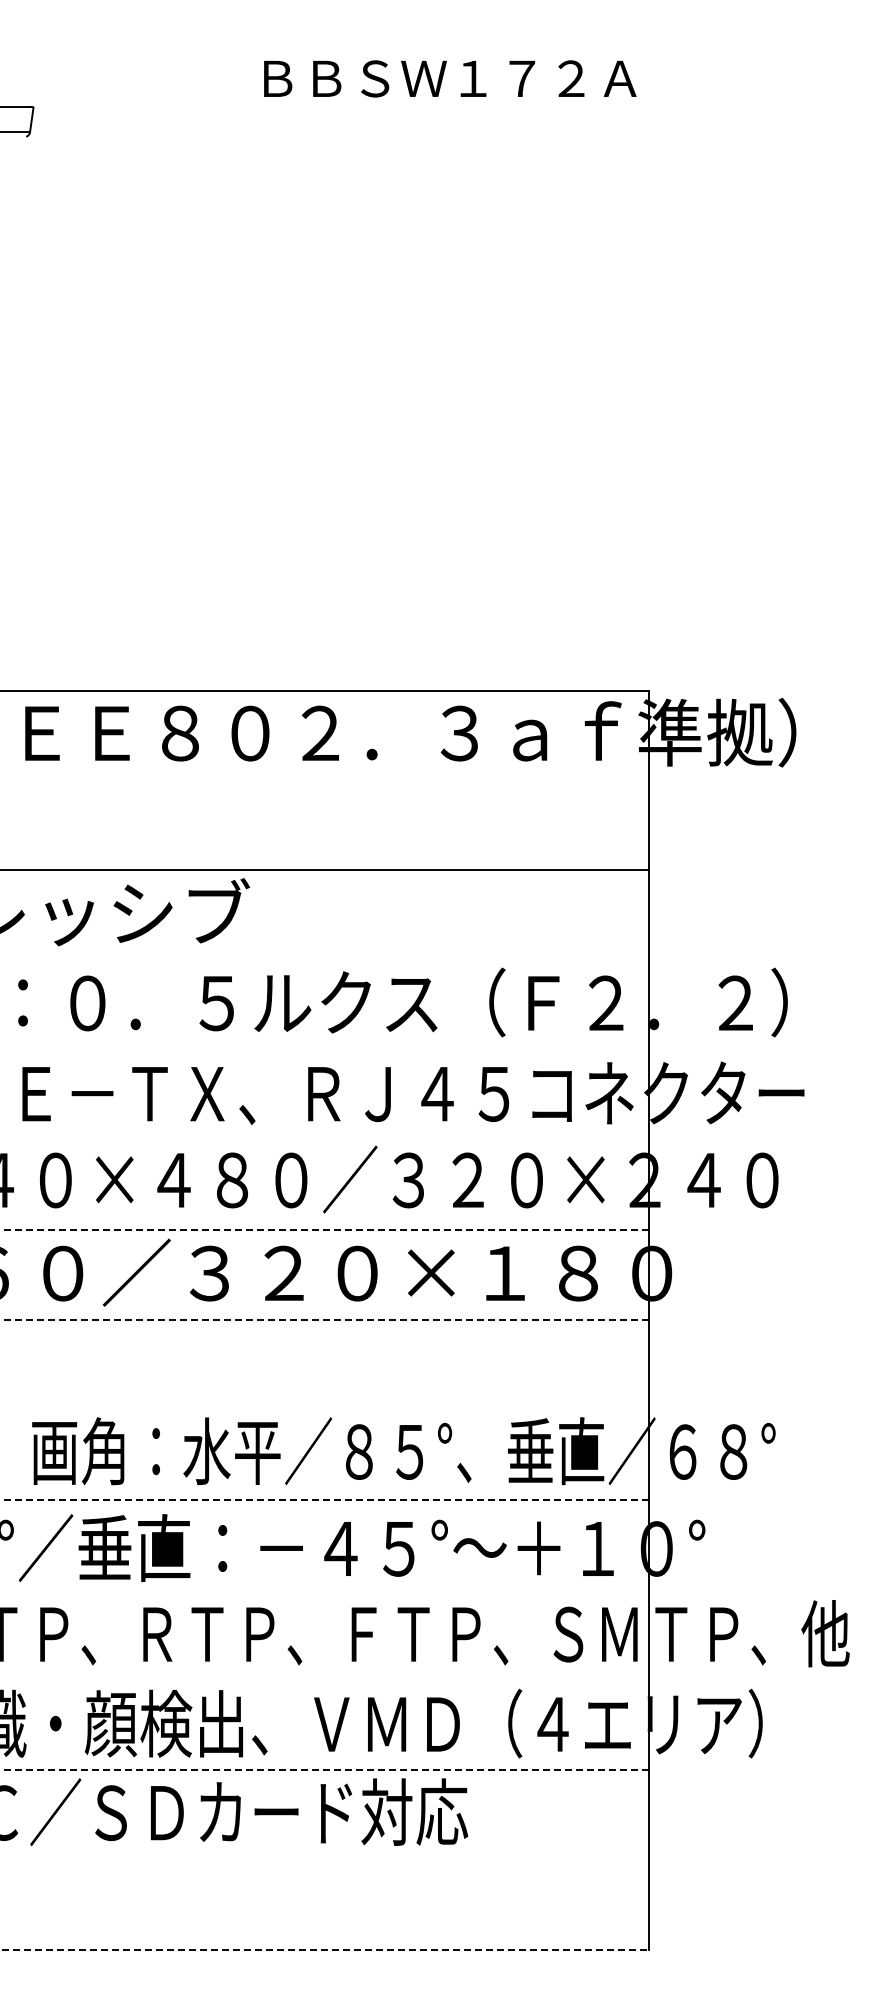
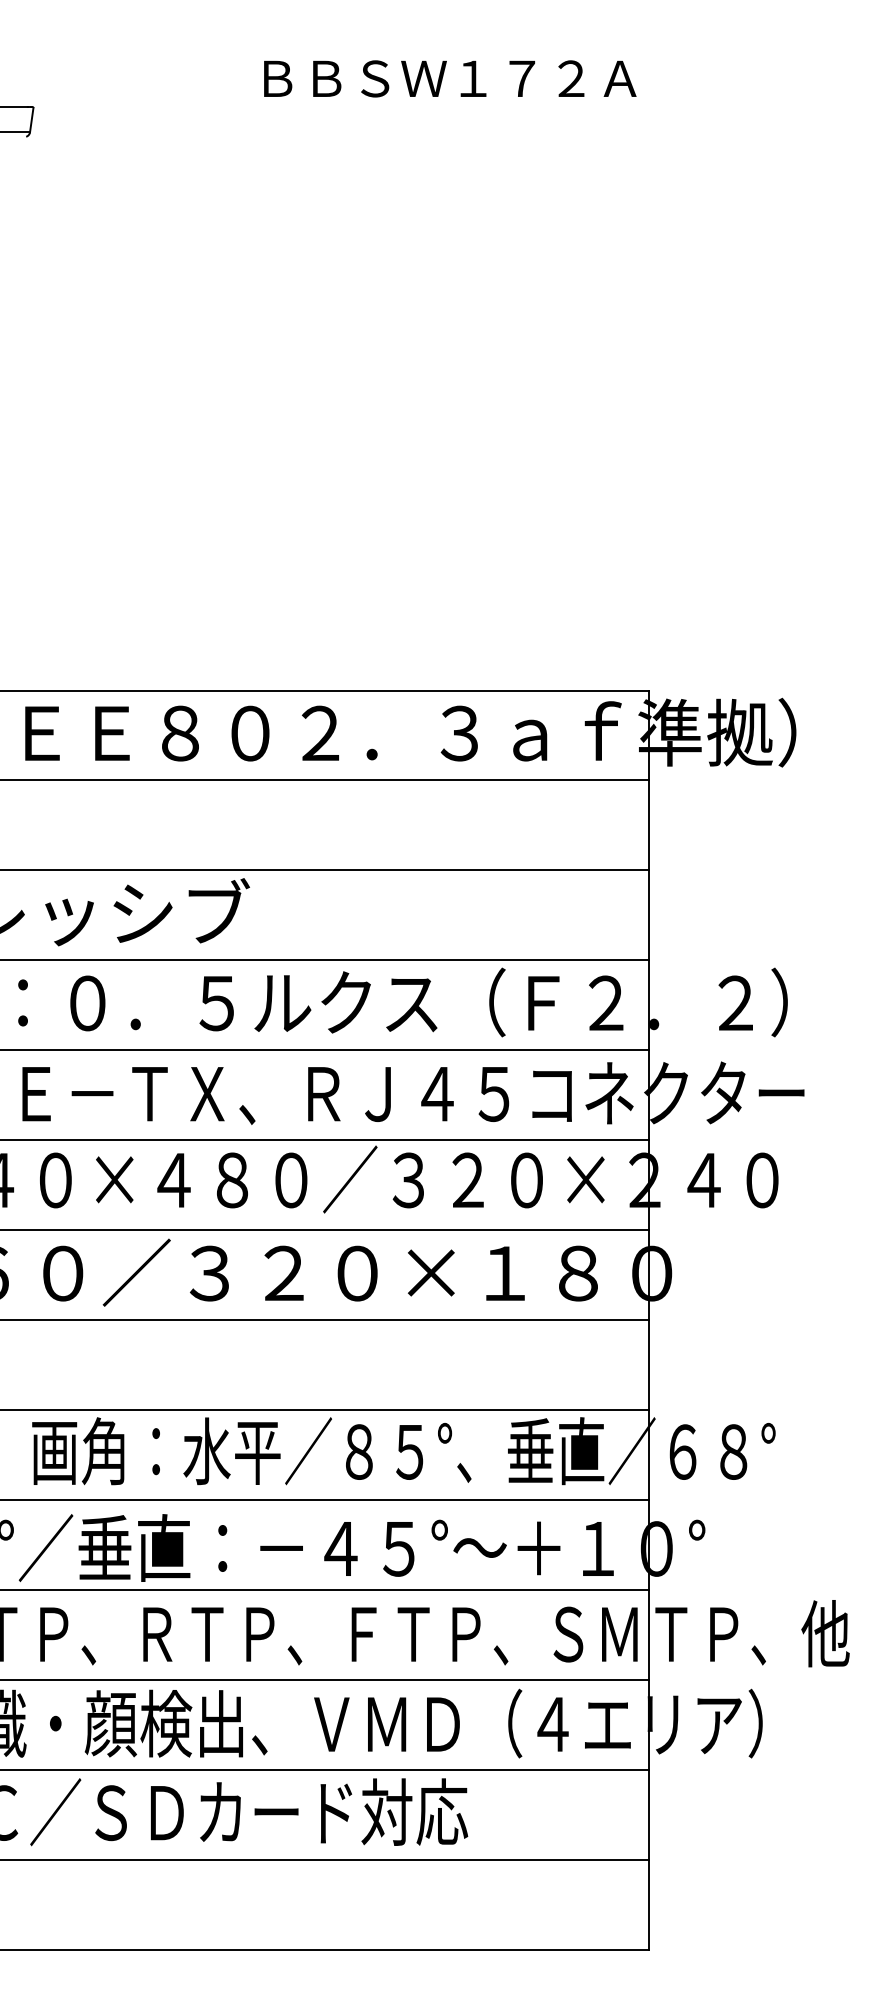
line: none -> present (325, 780)
line: none -> present (325, 960)
line: none -> present (325, 1050)
line: none -> present (325, 1140)
line: dashed -> solid (324, 1230)
line: dashed -> solid (324, 1320)
line: none -> present (325, 1410)
line: dashed -> solid (324, 1500)
line: none -> present (325, 1589)
line: none -> present (325, 1679)
line: dashed -> solid (324, 1769)
line: none -> present (325, 1859)
line: dashed -> solid (324, 1949)
